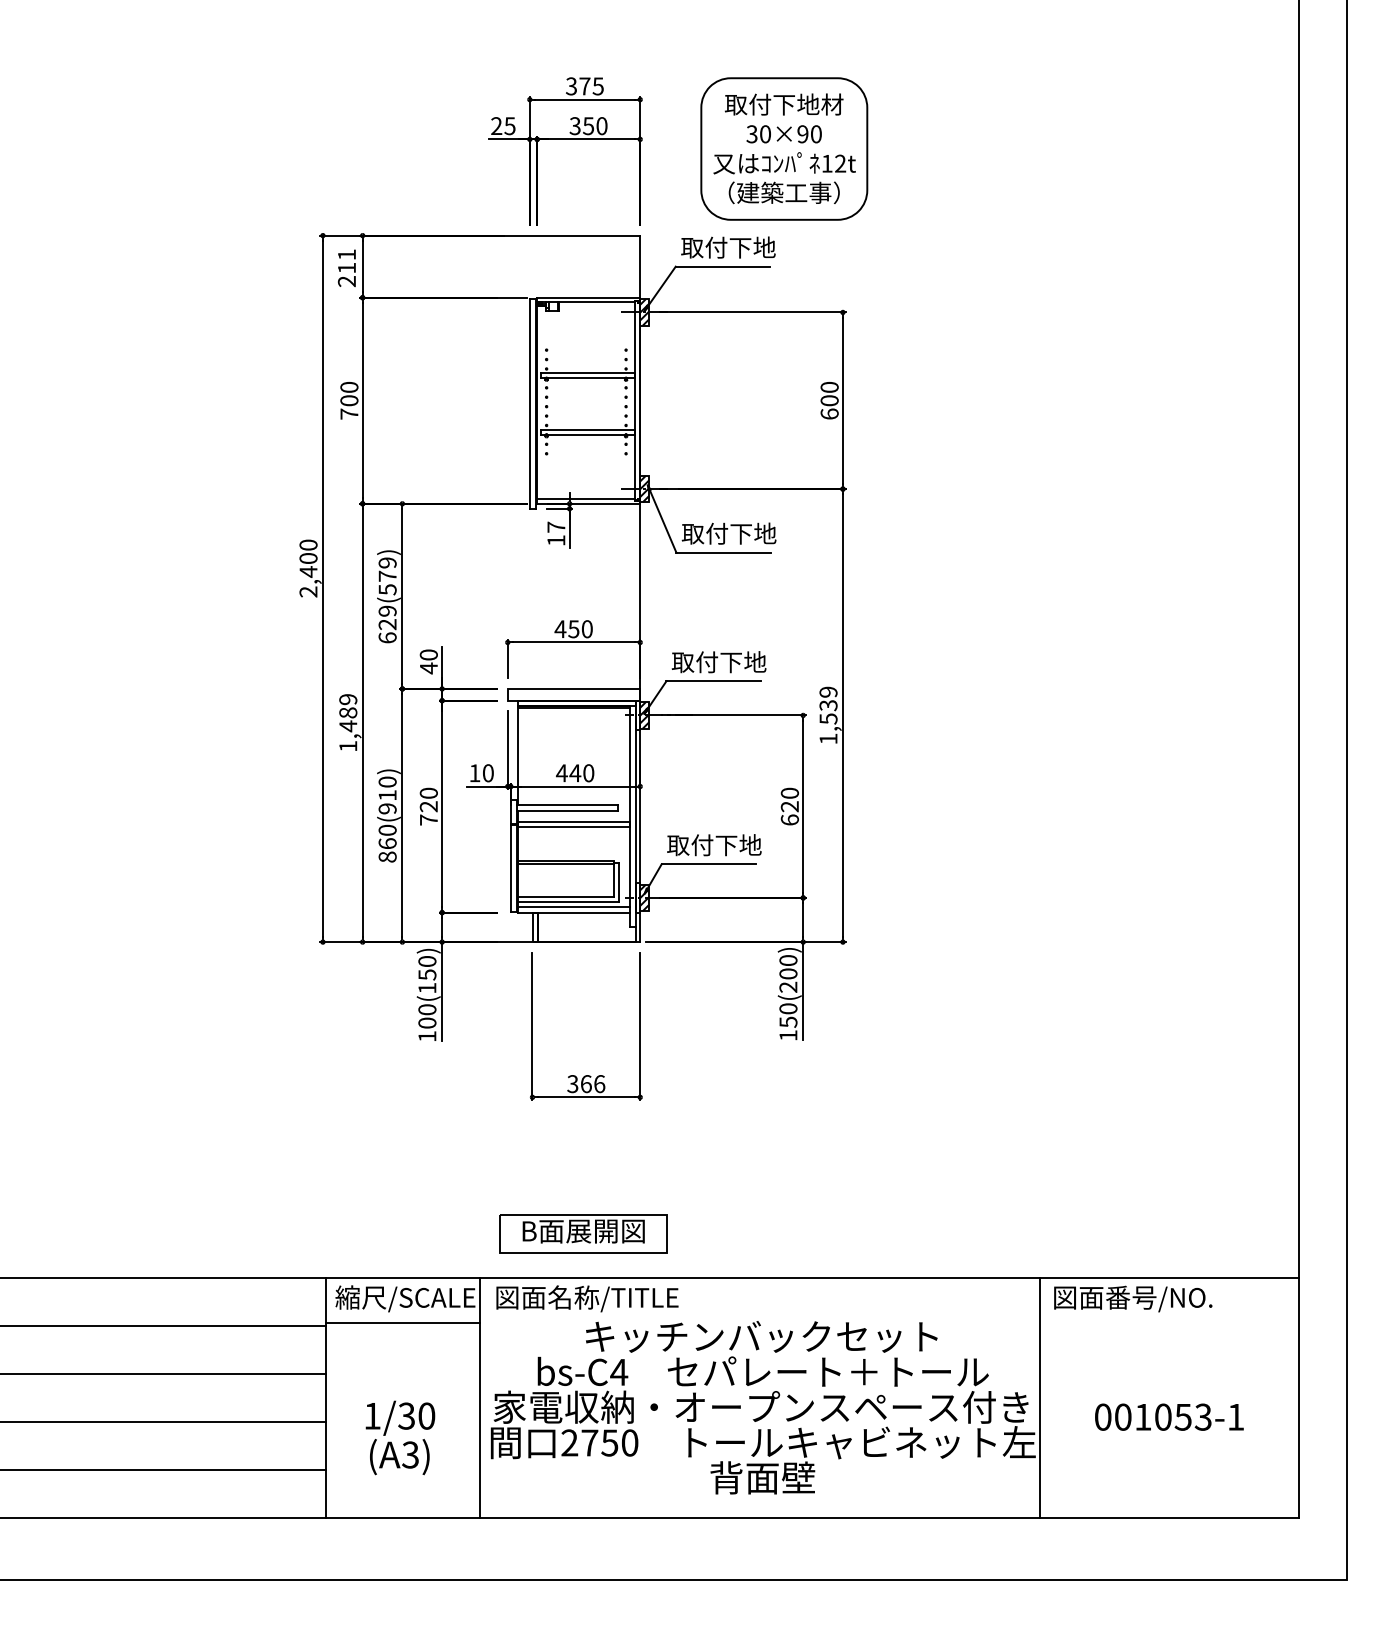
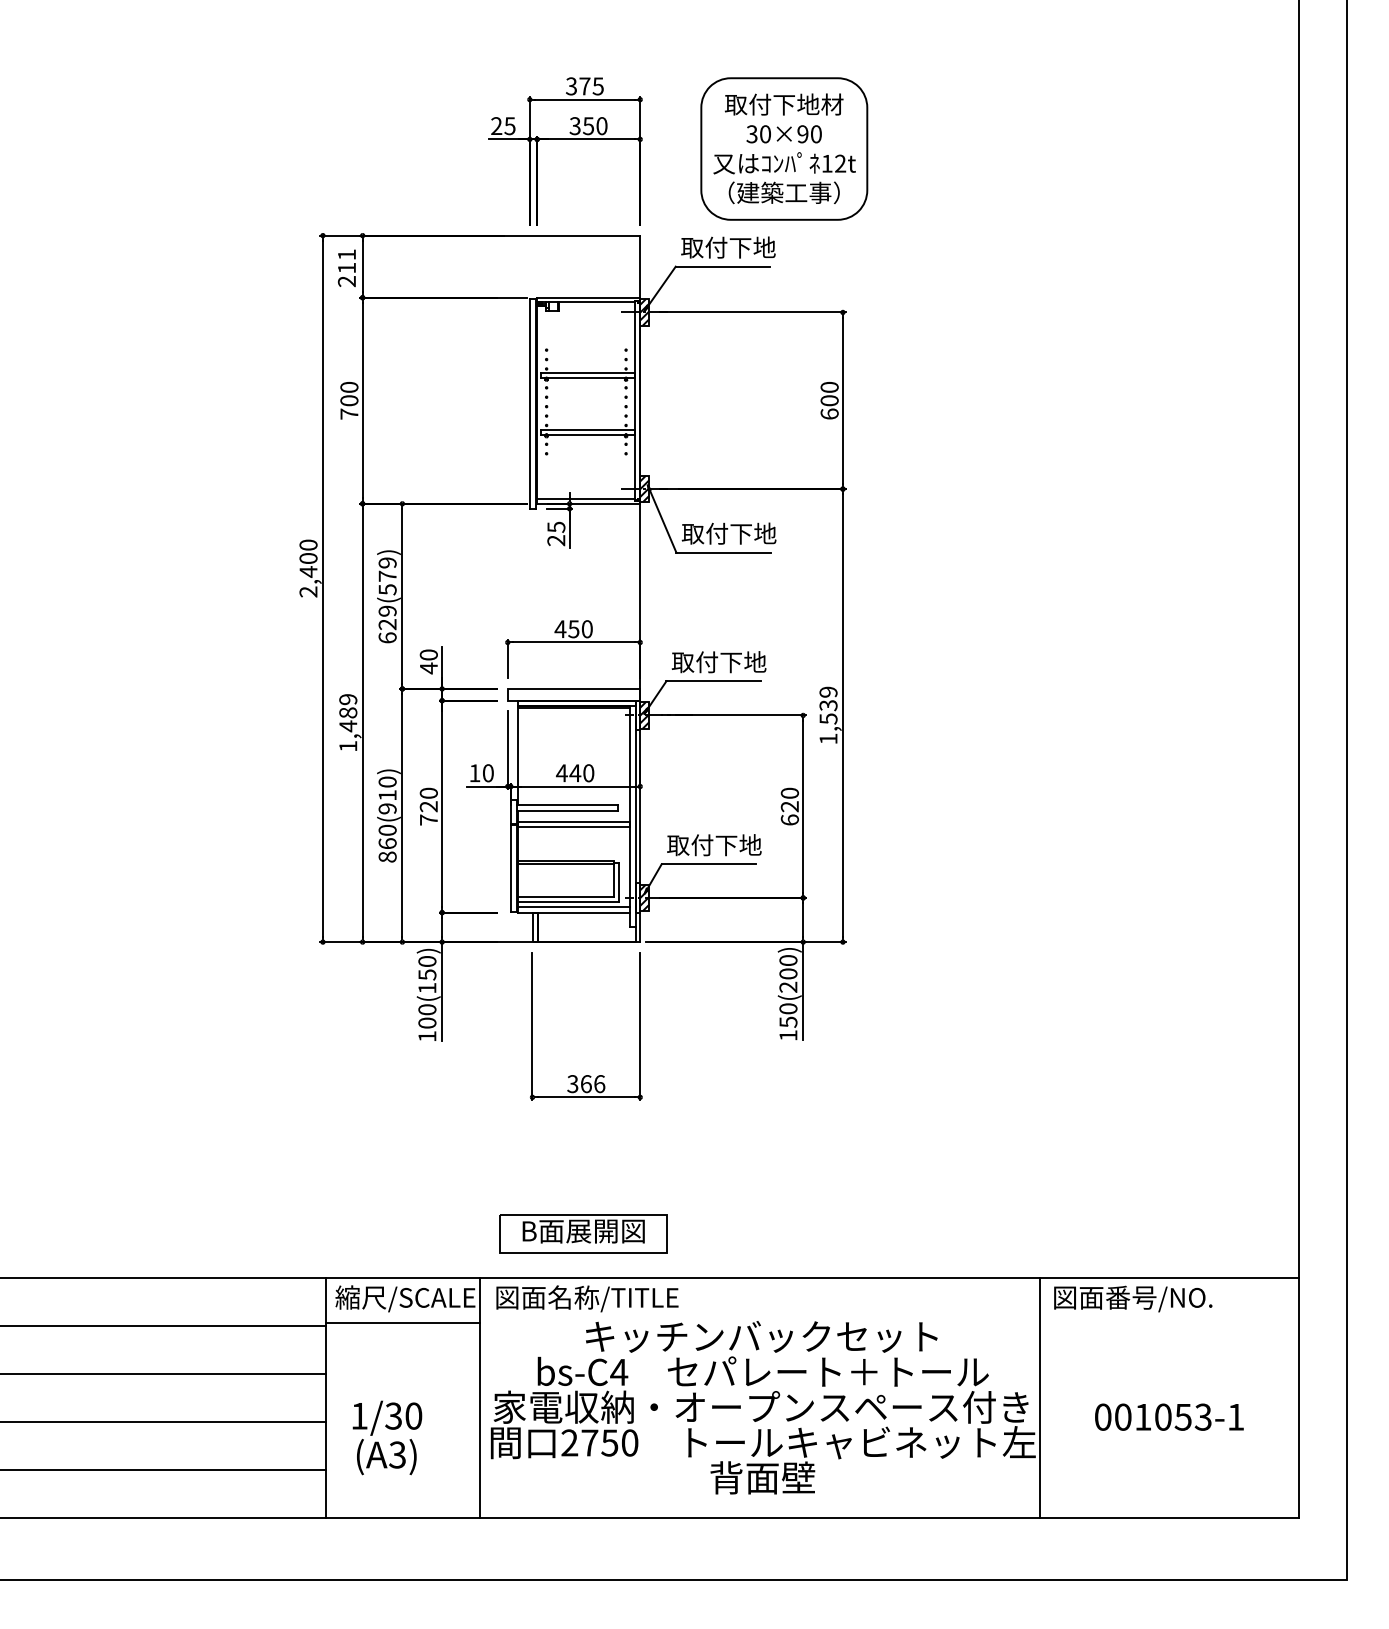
text: 17 -> 25 (556, 533)
text position: (400, 1437) -> (387, 1437) (387, 1437)
